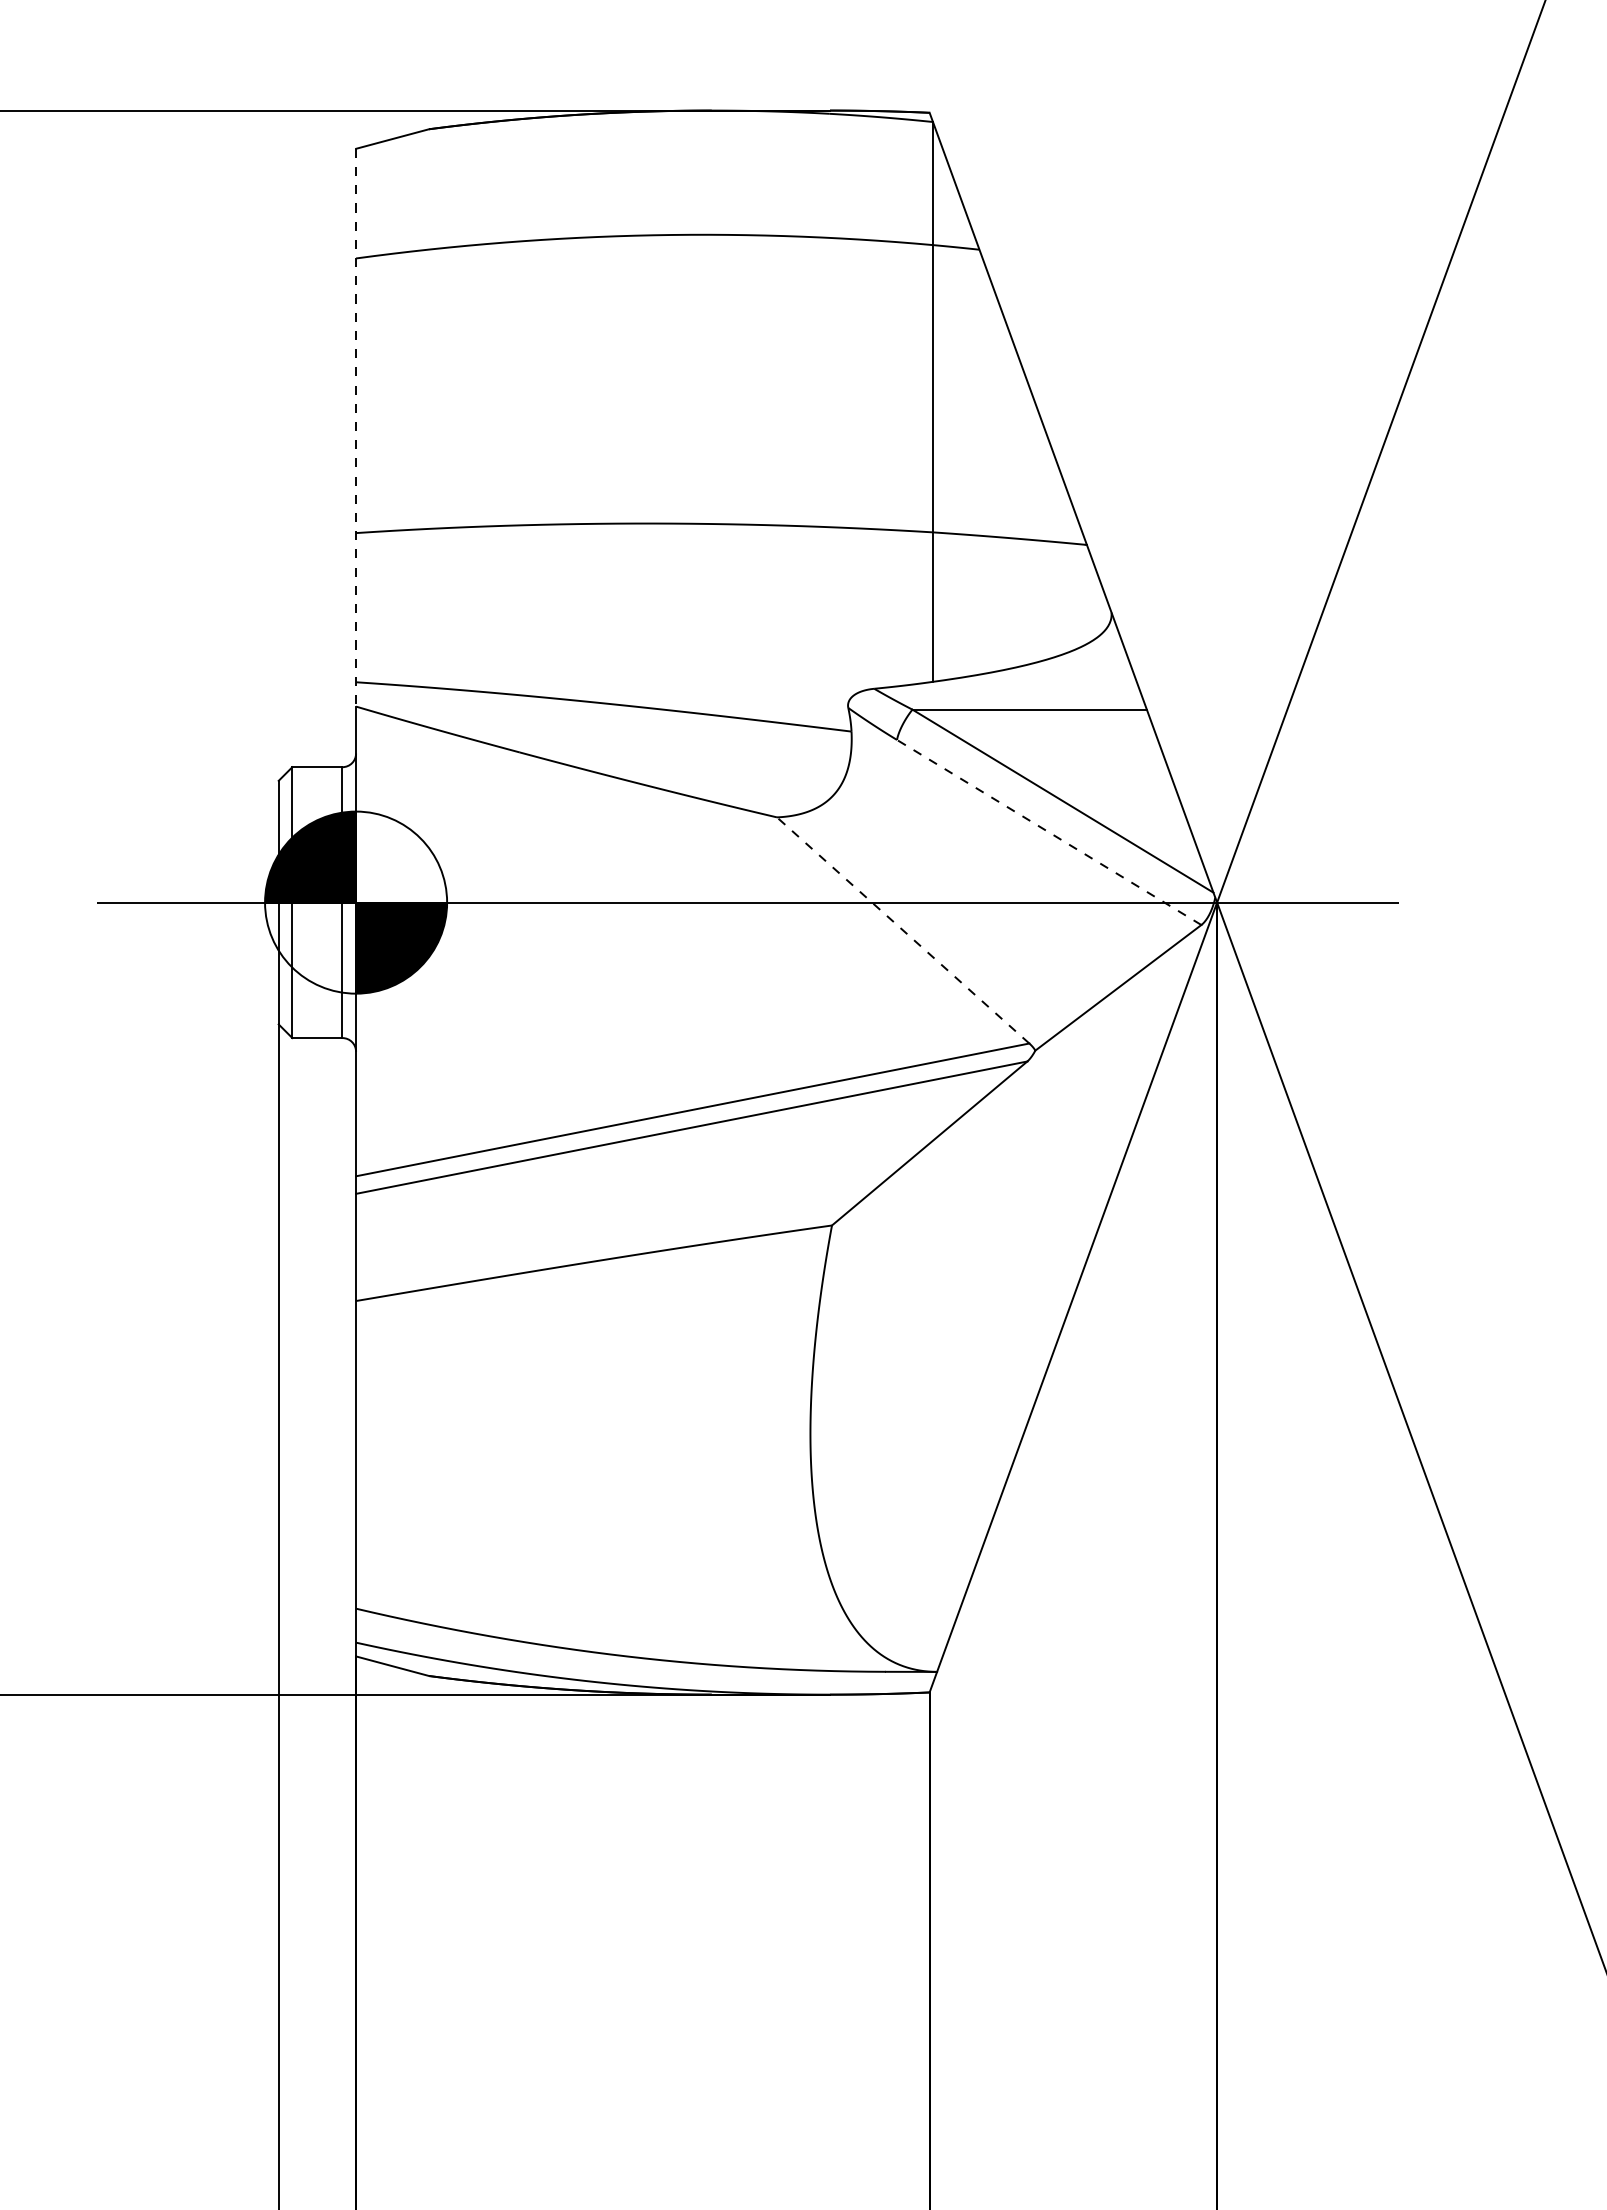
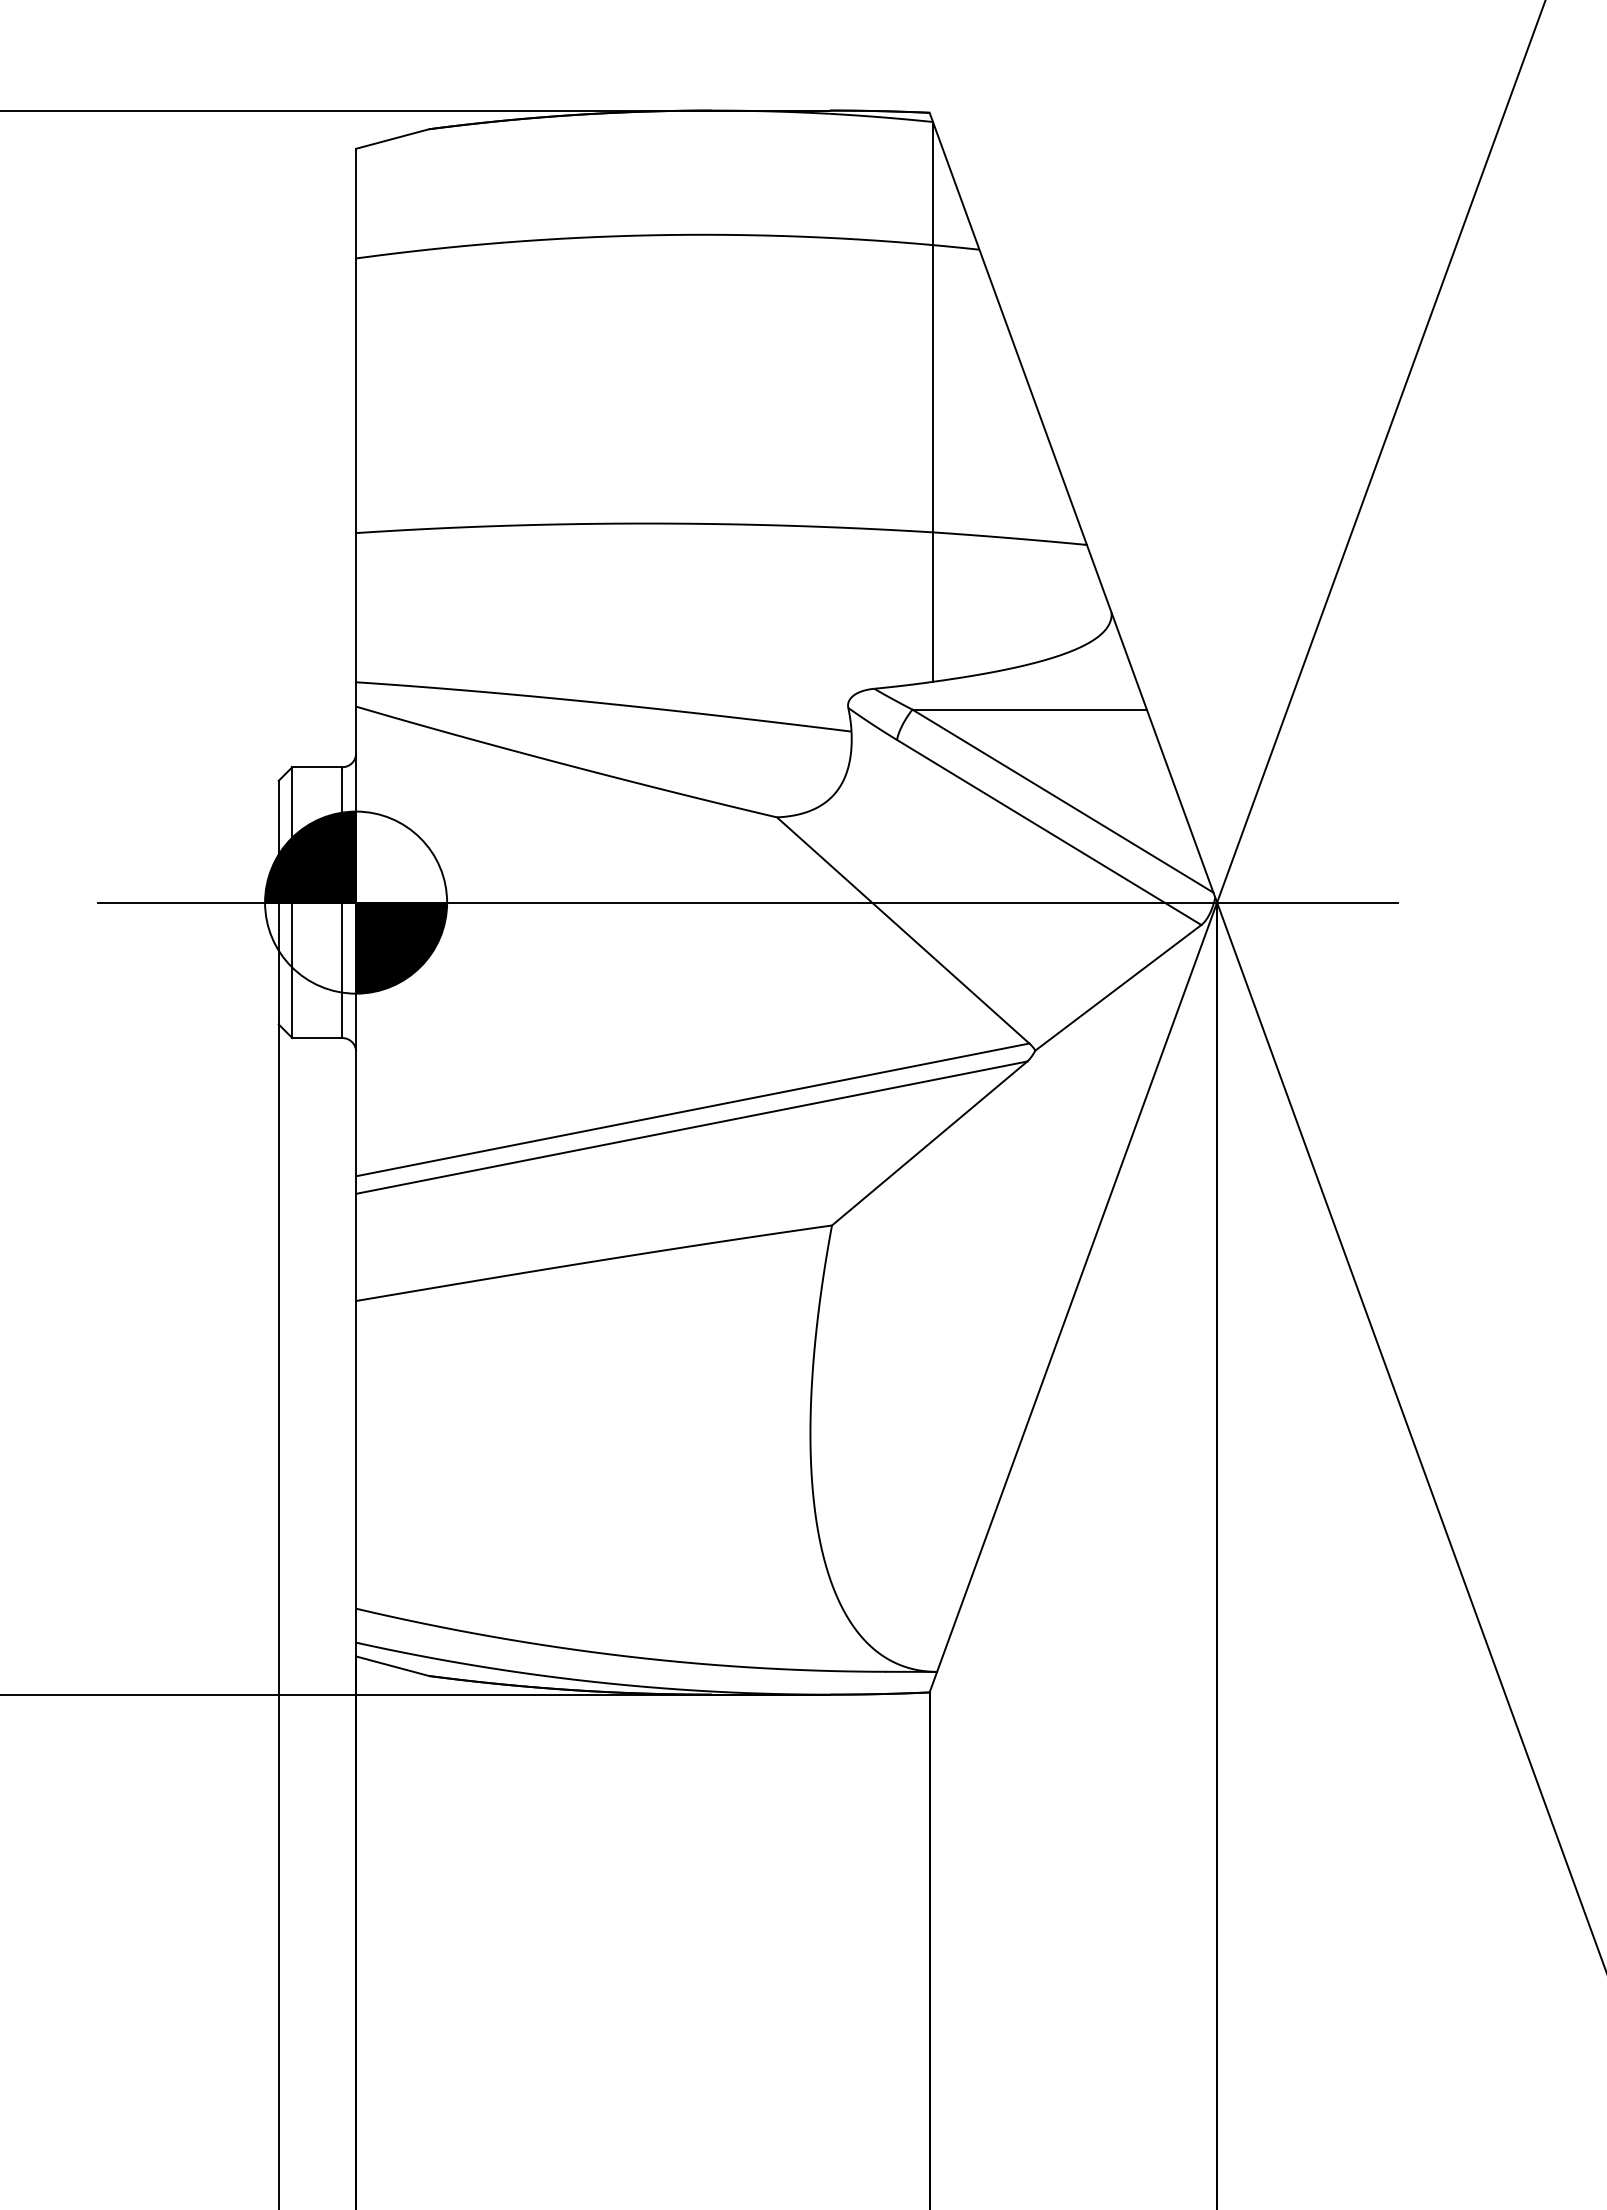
line: dashed -> solid (356, 427)
line: dashed -> solid (1048, 832)
line: dashed -> solid (902, 930)
